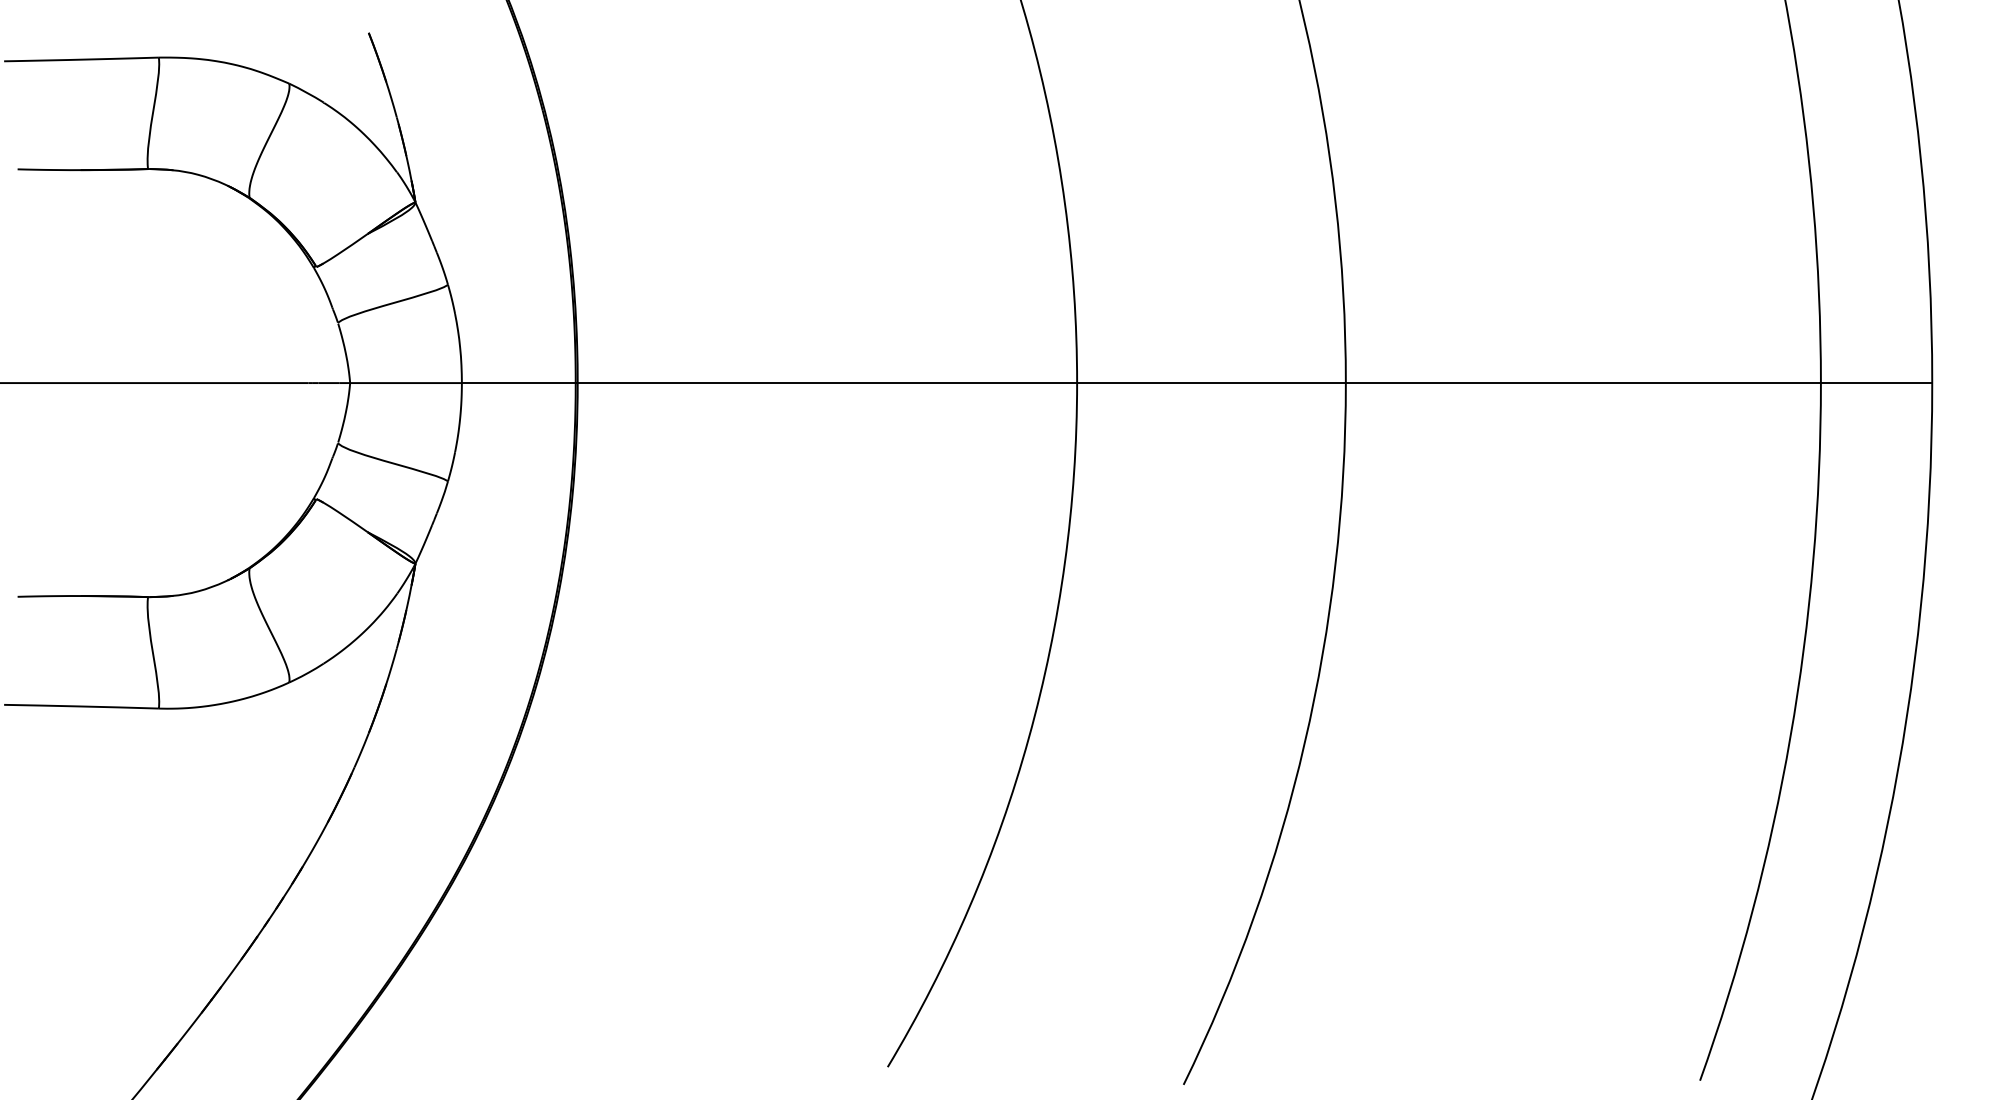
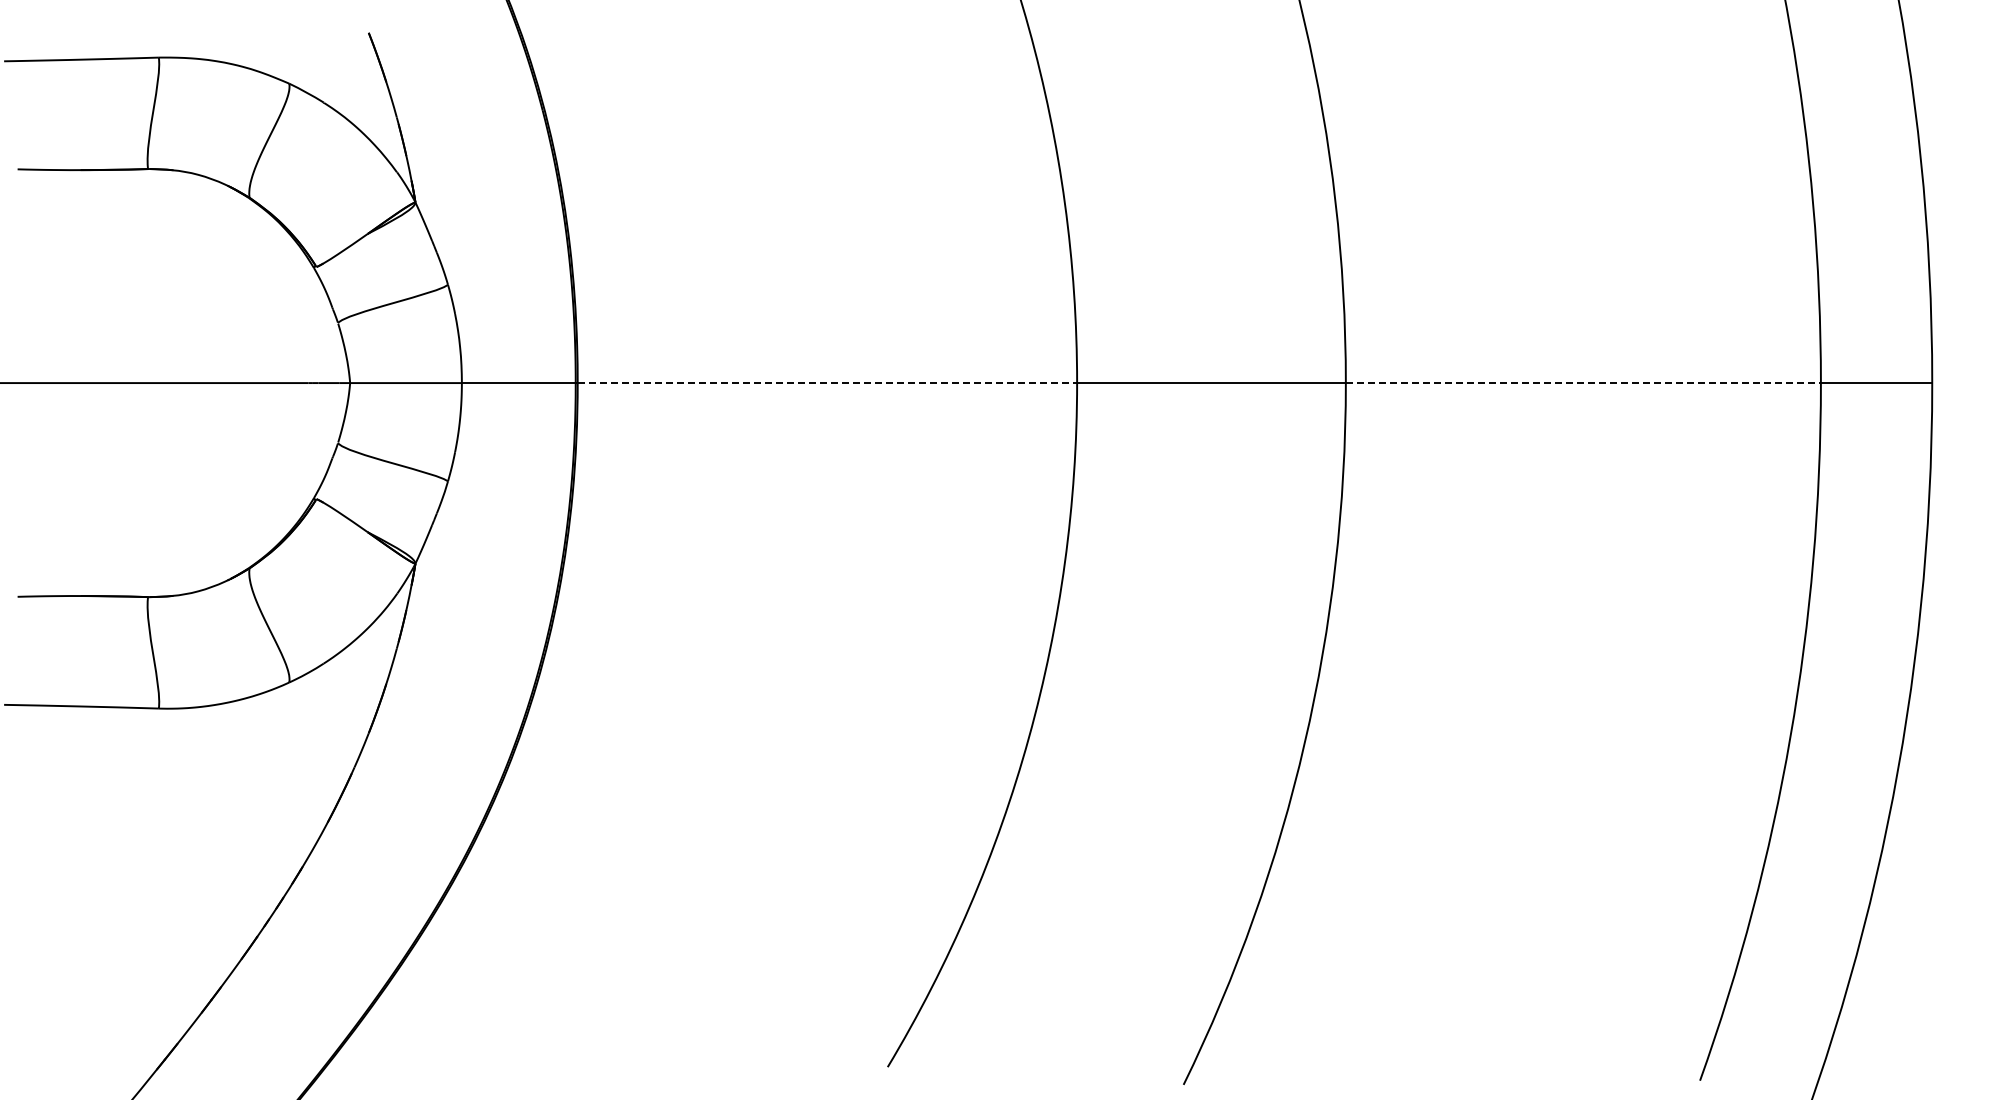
line: solid -> dashed (827, 383)
line: solid -> dashed (1583, 383)
